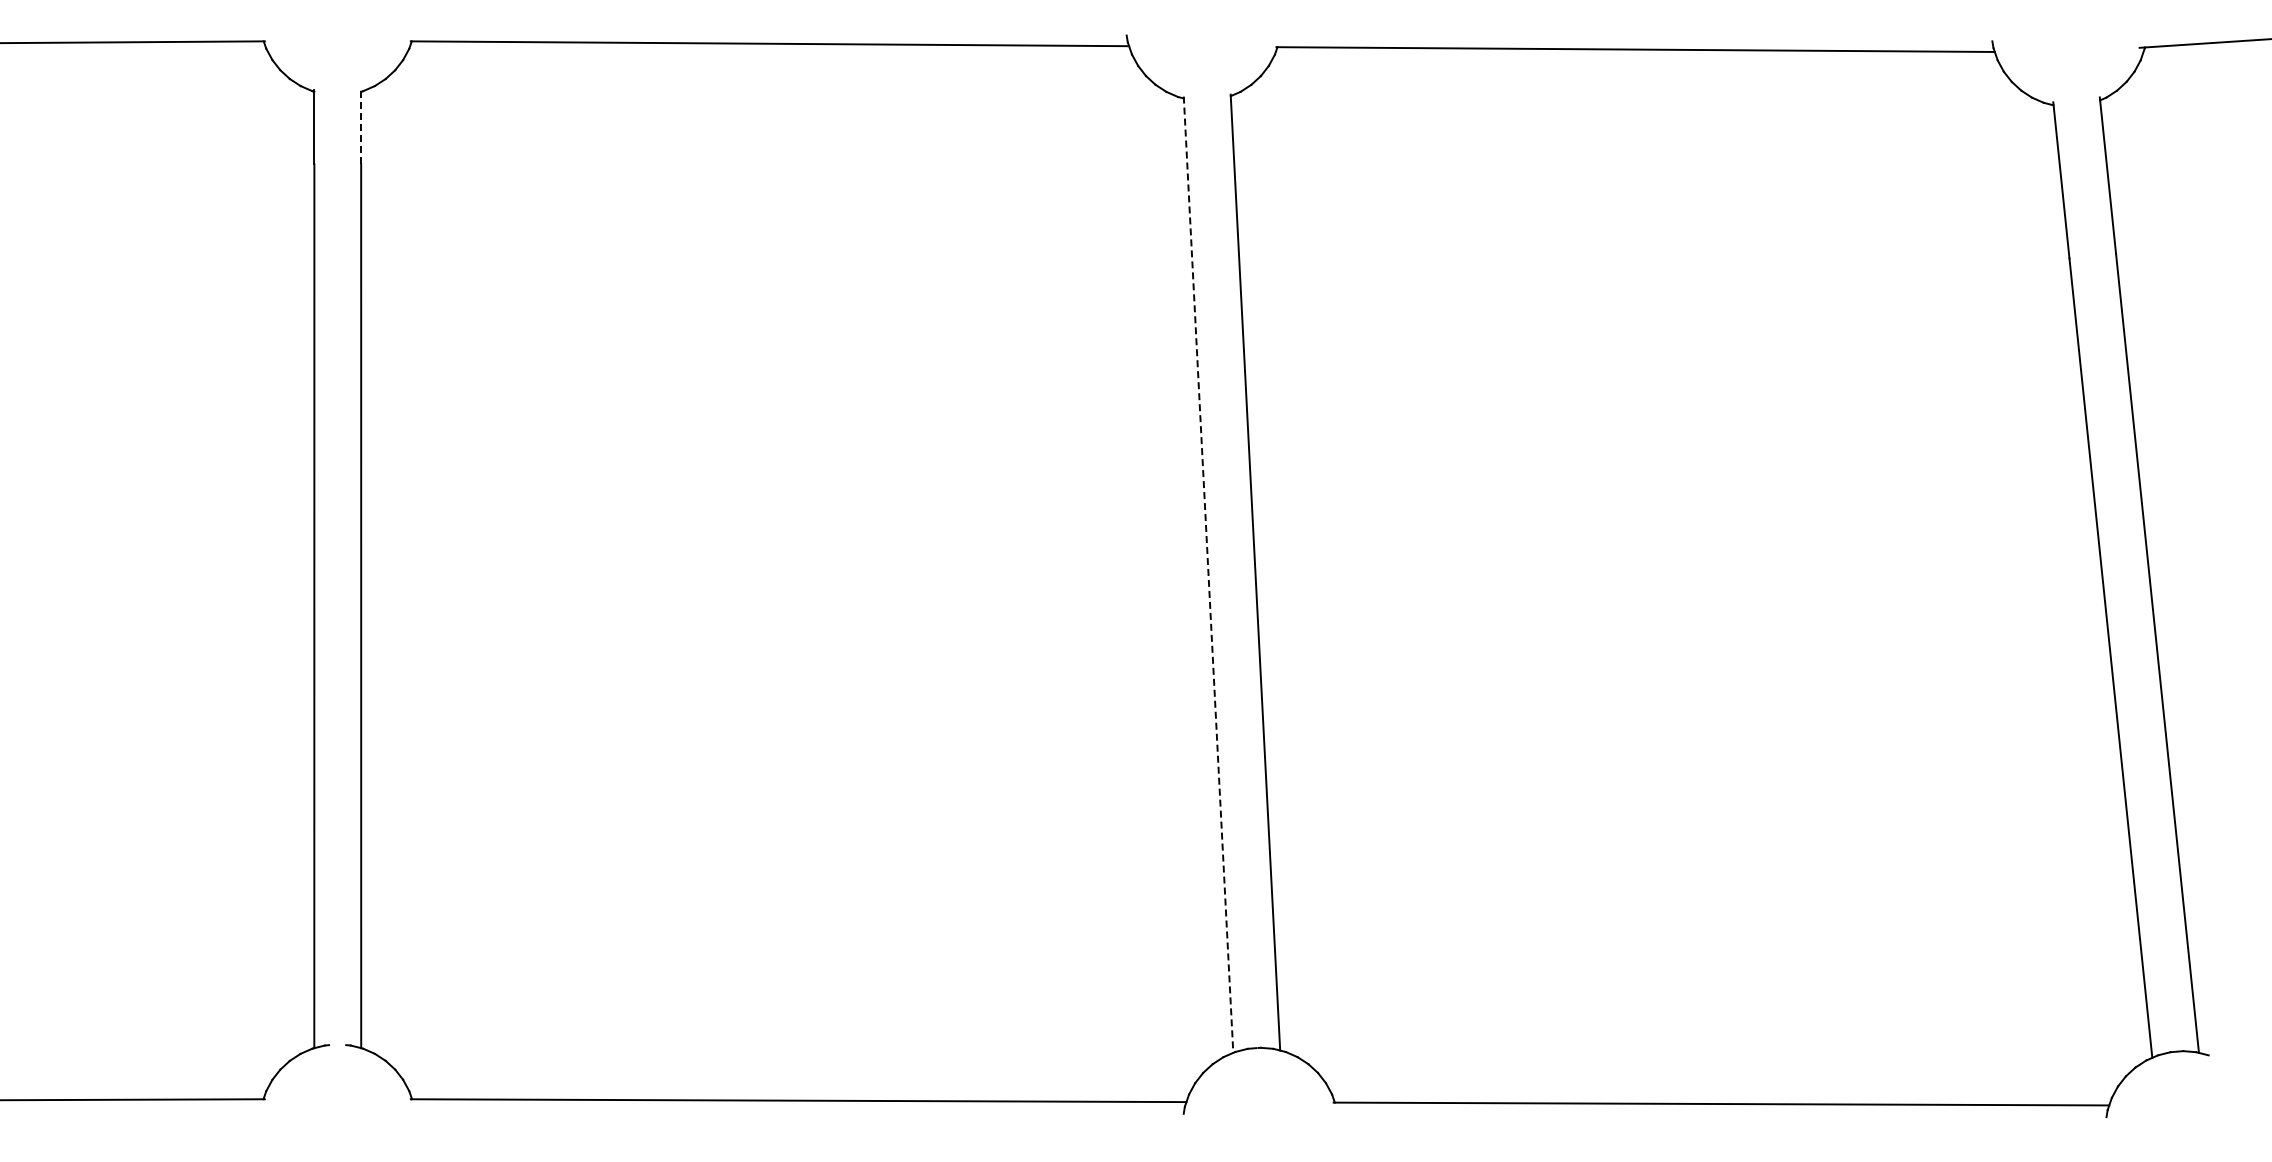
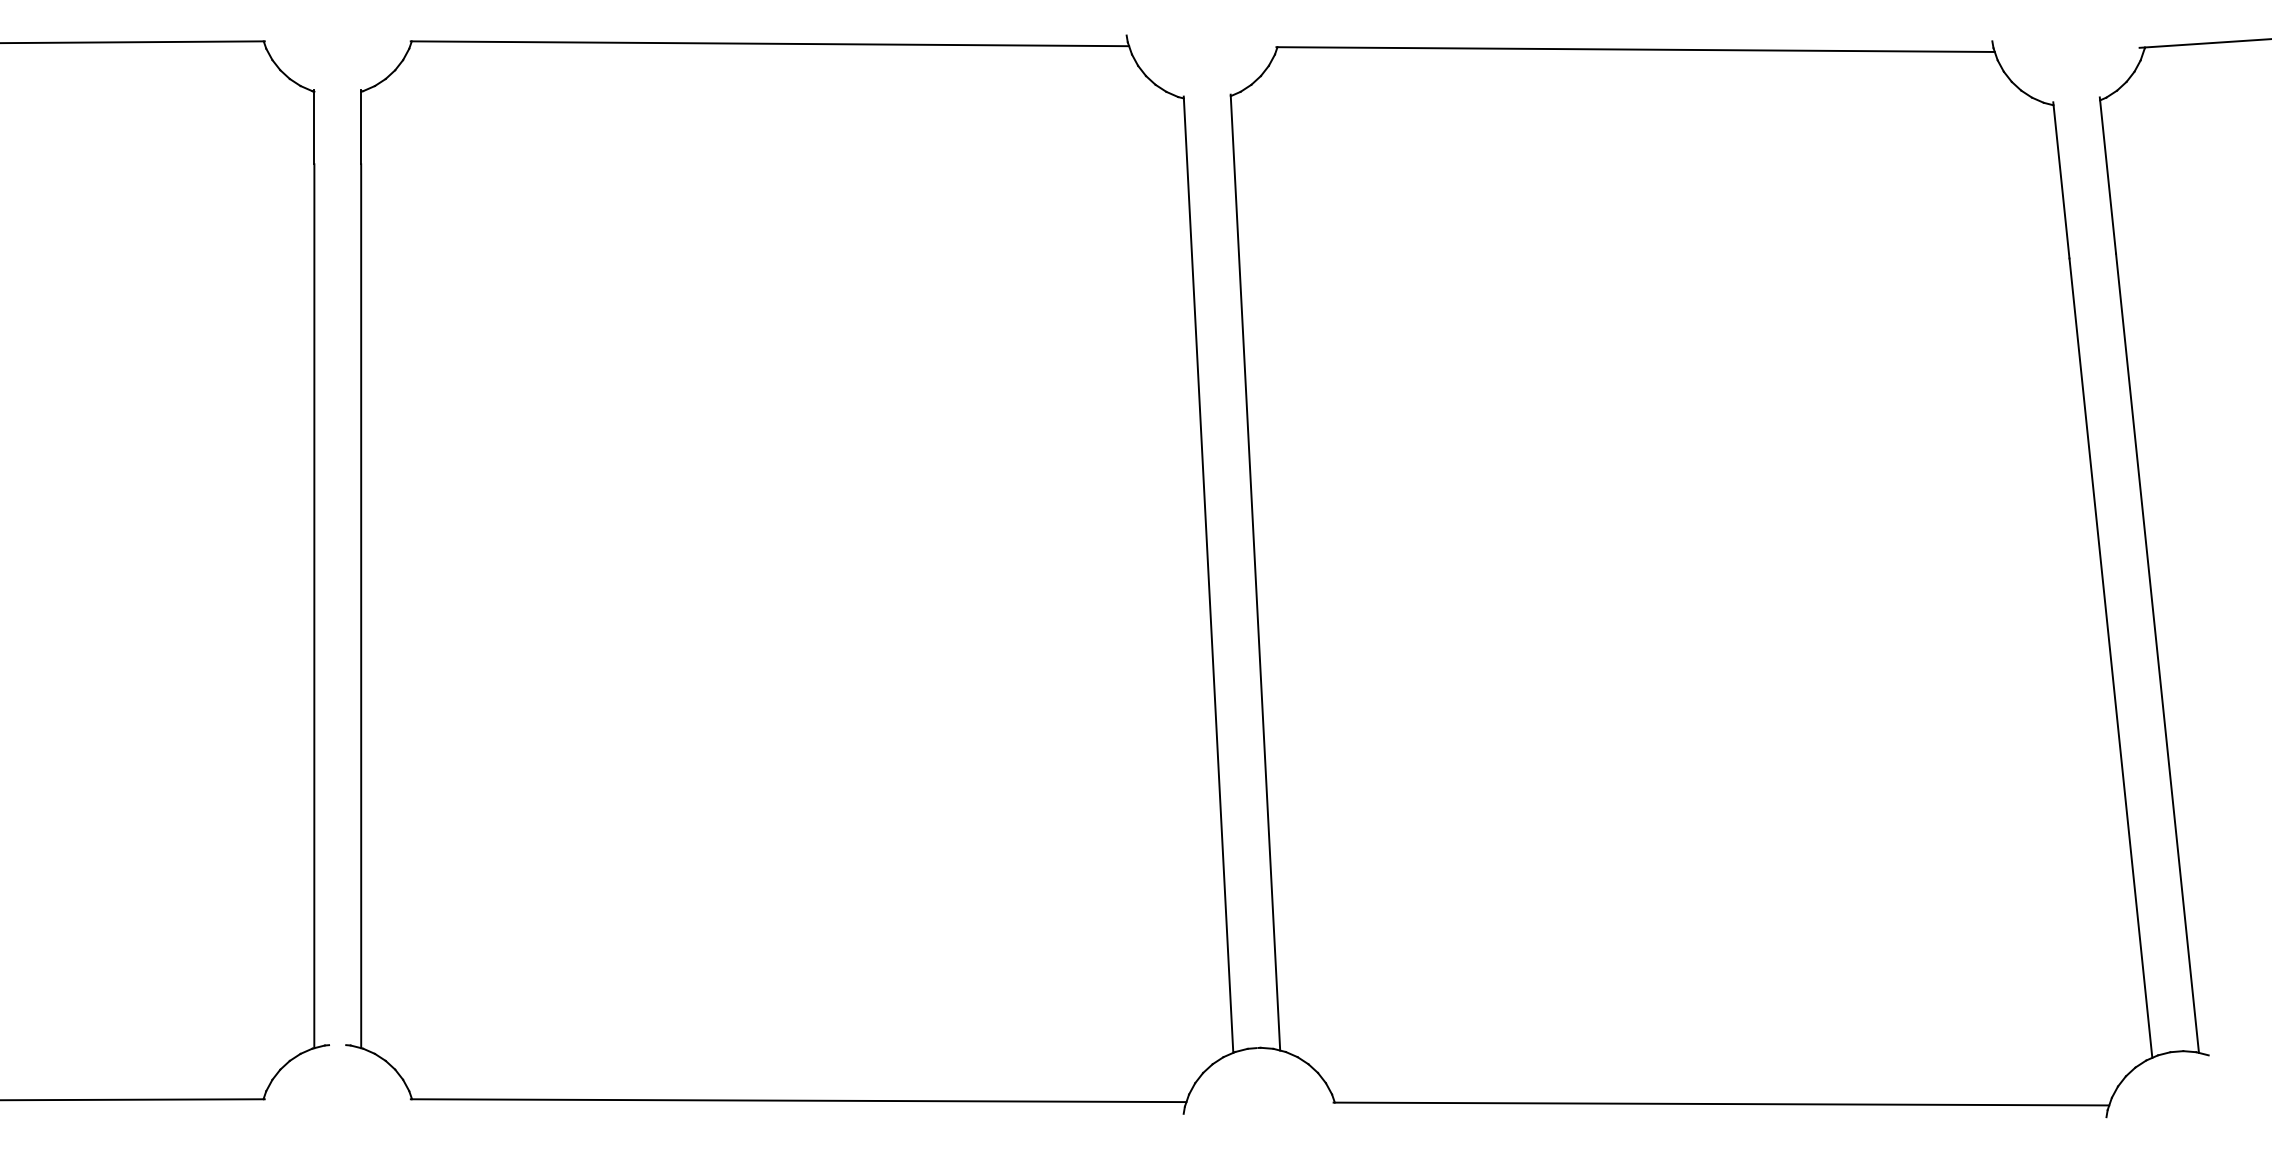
line: dashed -> solid (361, 126)
line: dashed -> solid (1208, 574)
